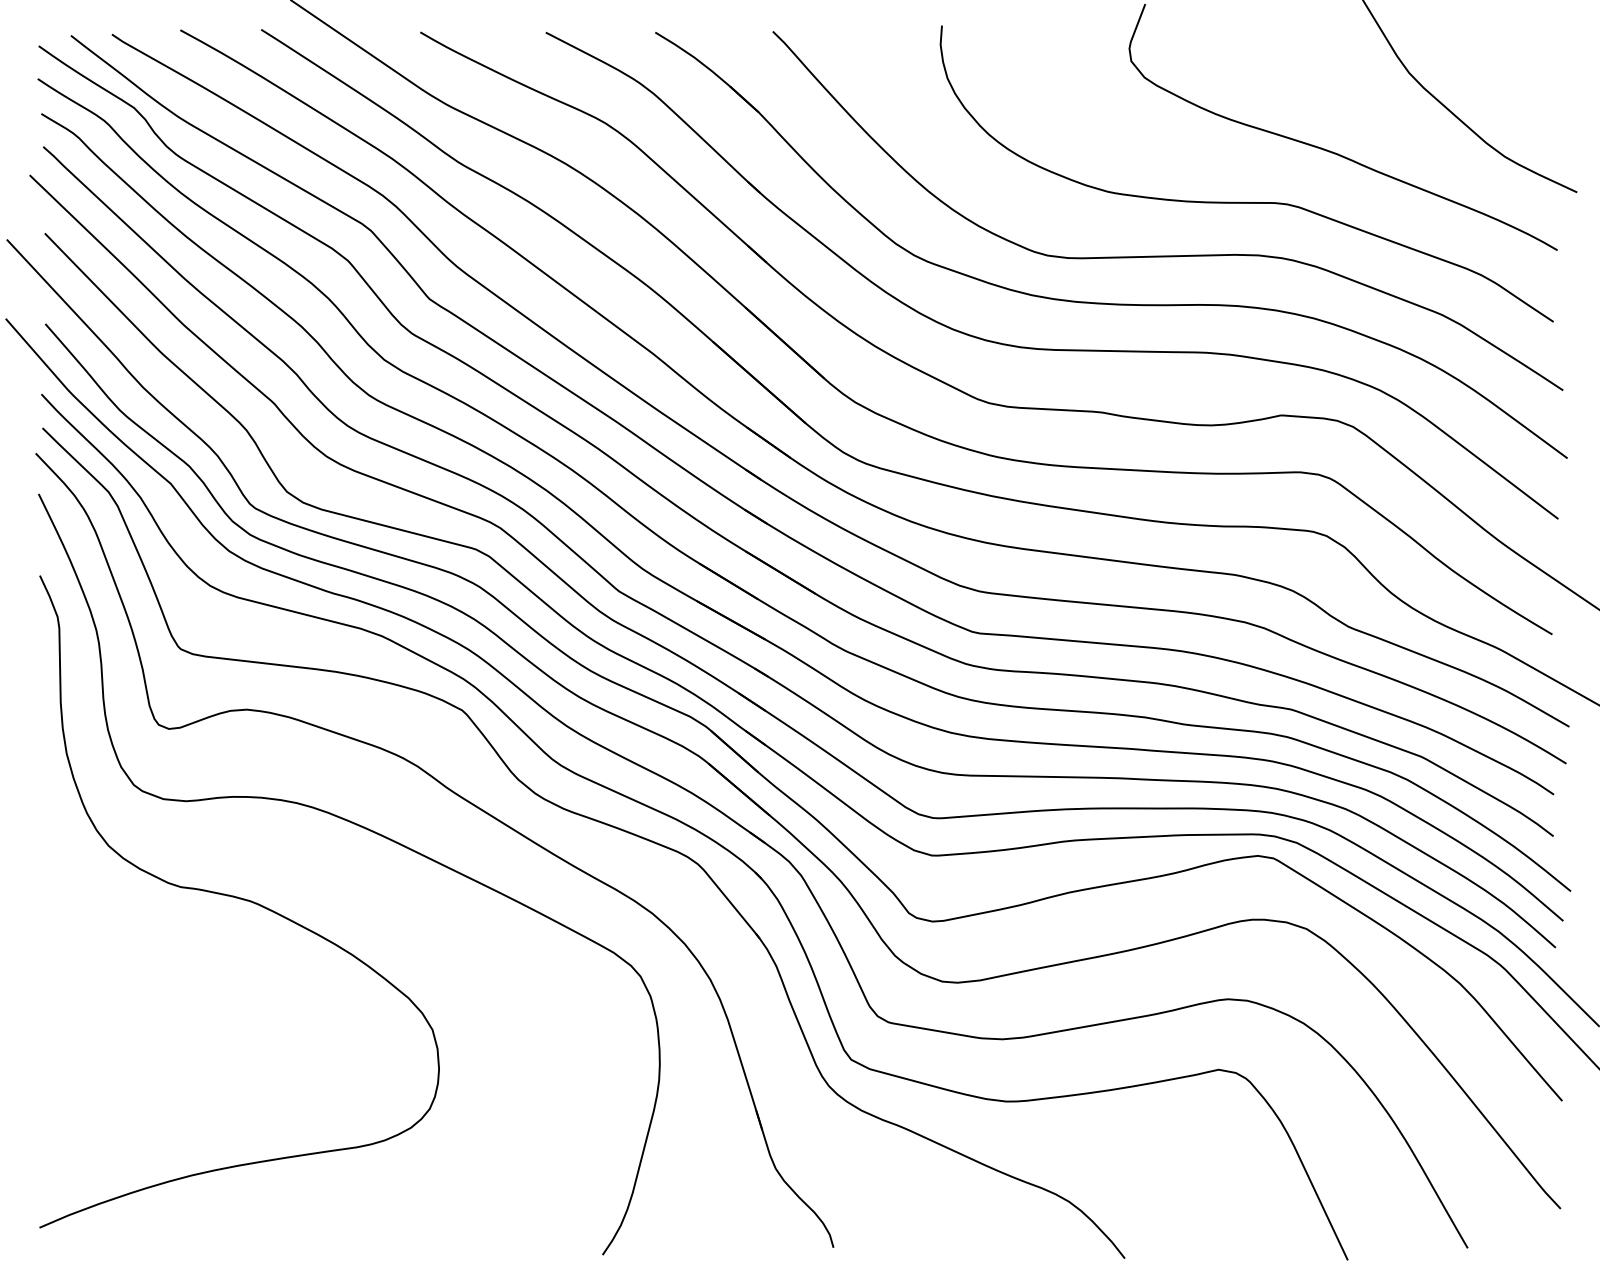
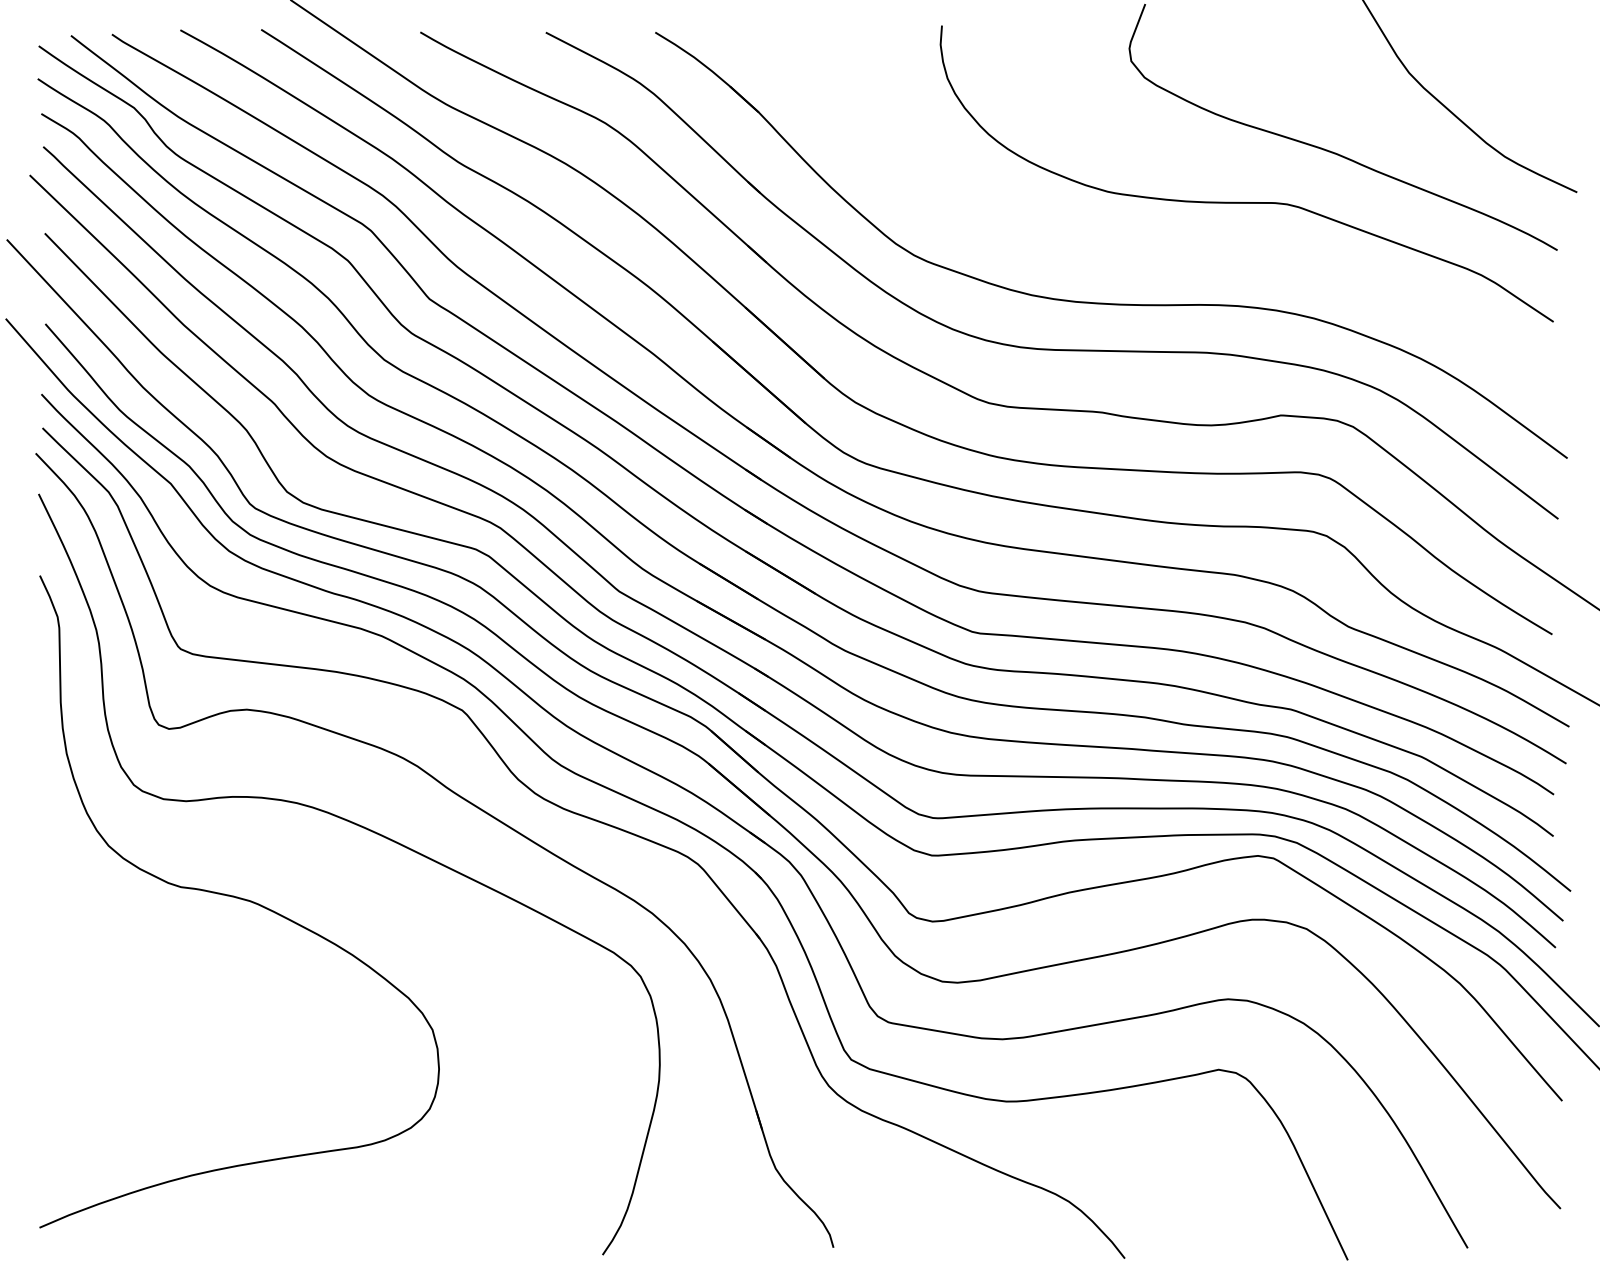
curve: present -> none (1167, 255)
